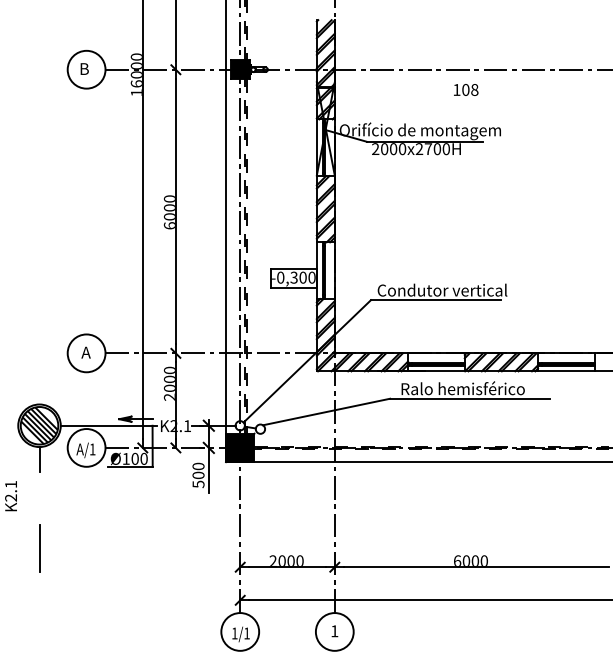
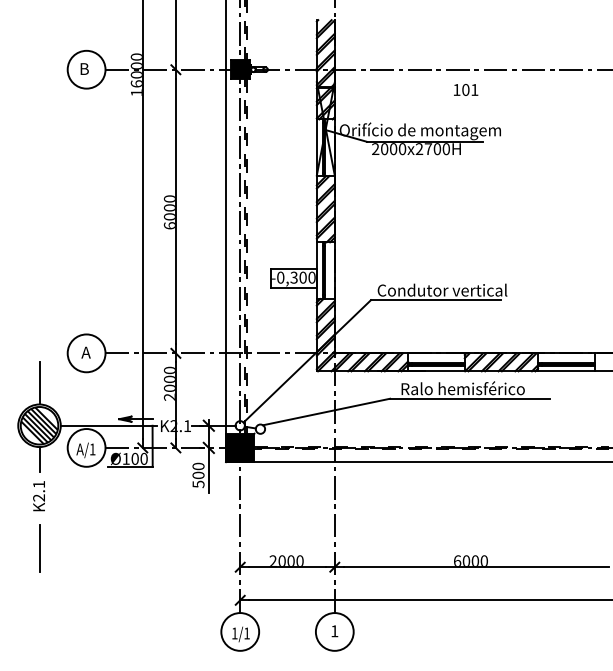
text: 108 -> 101 (474, 89)
line: none -> present (39, 383)
text position: (11, 496) -> (39, 496) (39, 496)
